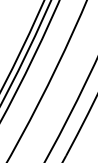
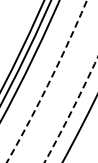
circle: solid -> dashed (46, 81)
circle: solid -> dashed (70, 109)
